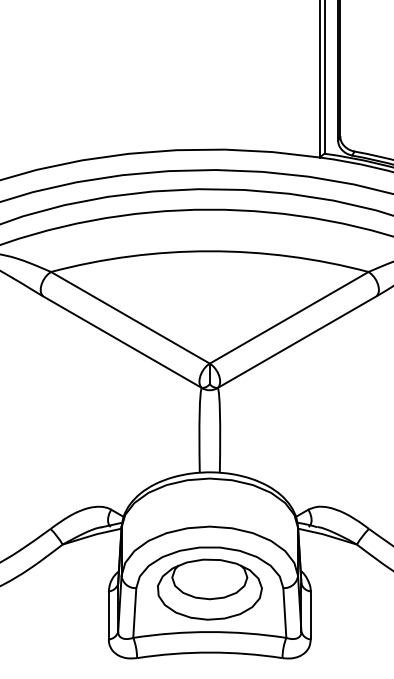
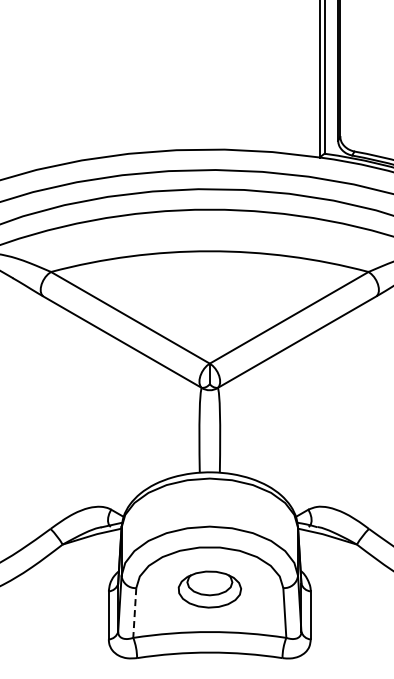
part size: 106x63 px -> 65x39 px (209, 589)
line: solid -> dashed (134, 613)
